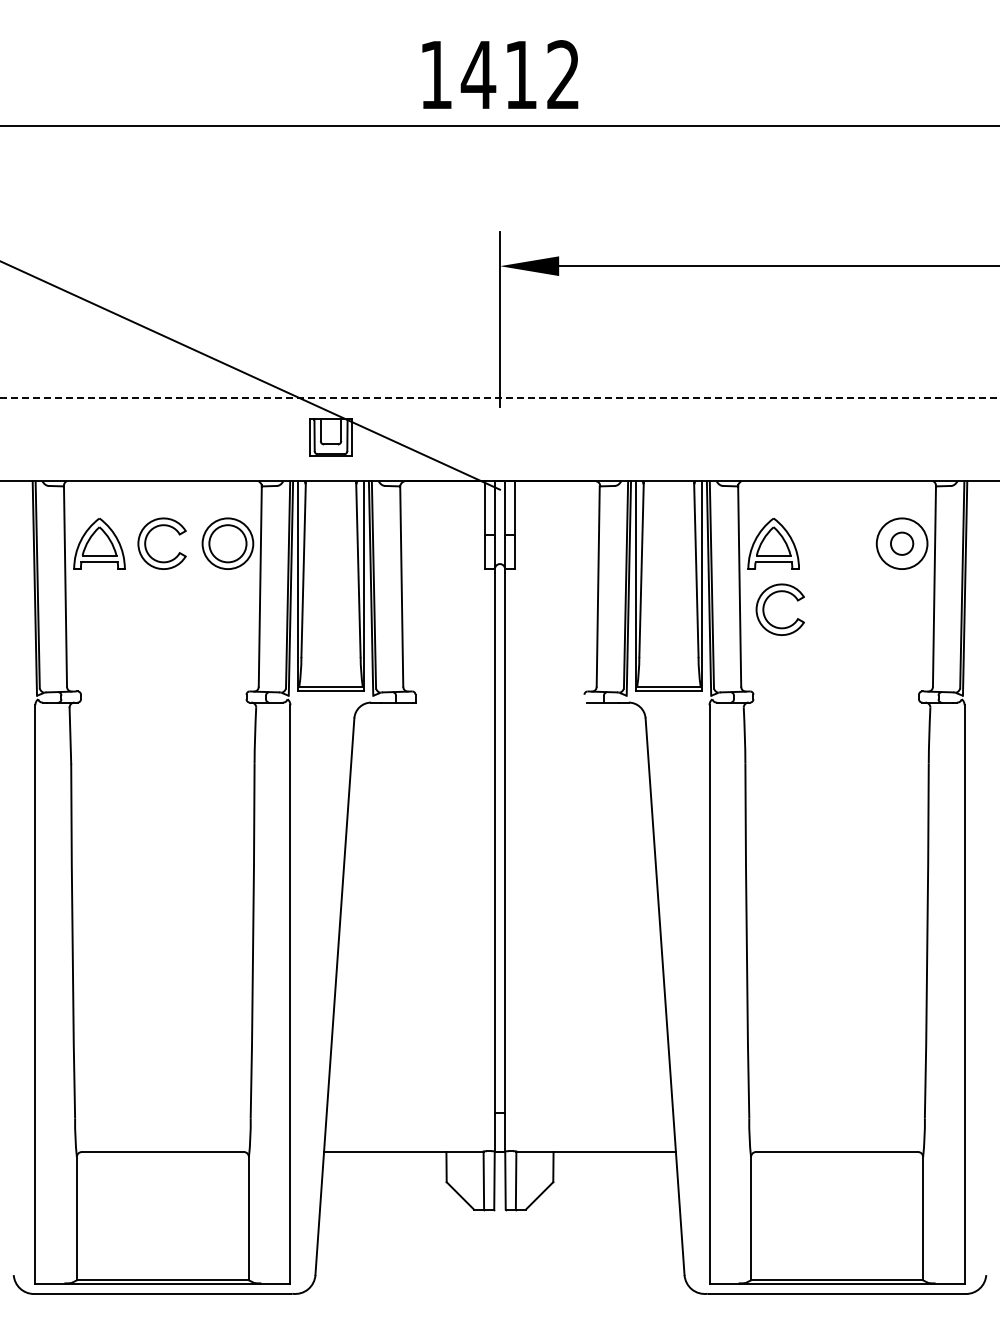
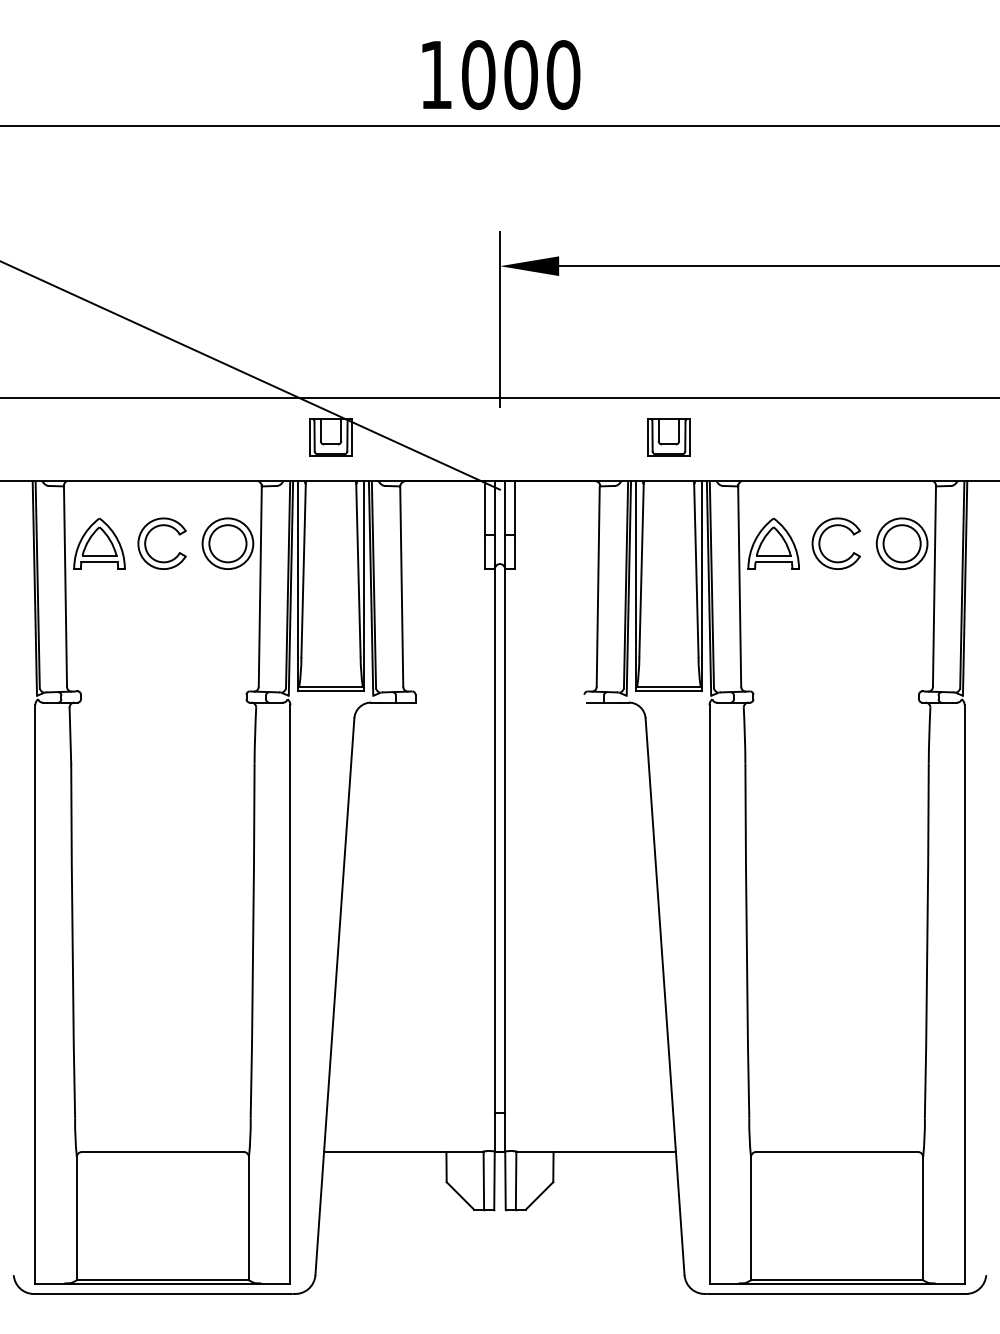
text: 1412 -> 1000 (520, 75)
line: dashed -> solid (499, 398)
part: none -> present (668, 437)
circle diameter: 22 px -> 37 px (901, 543)
part position: (765, 604) -> (821, 538) (821, 538)
